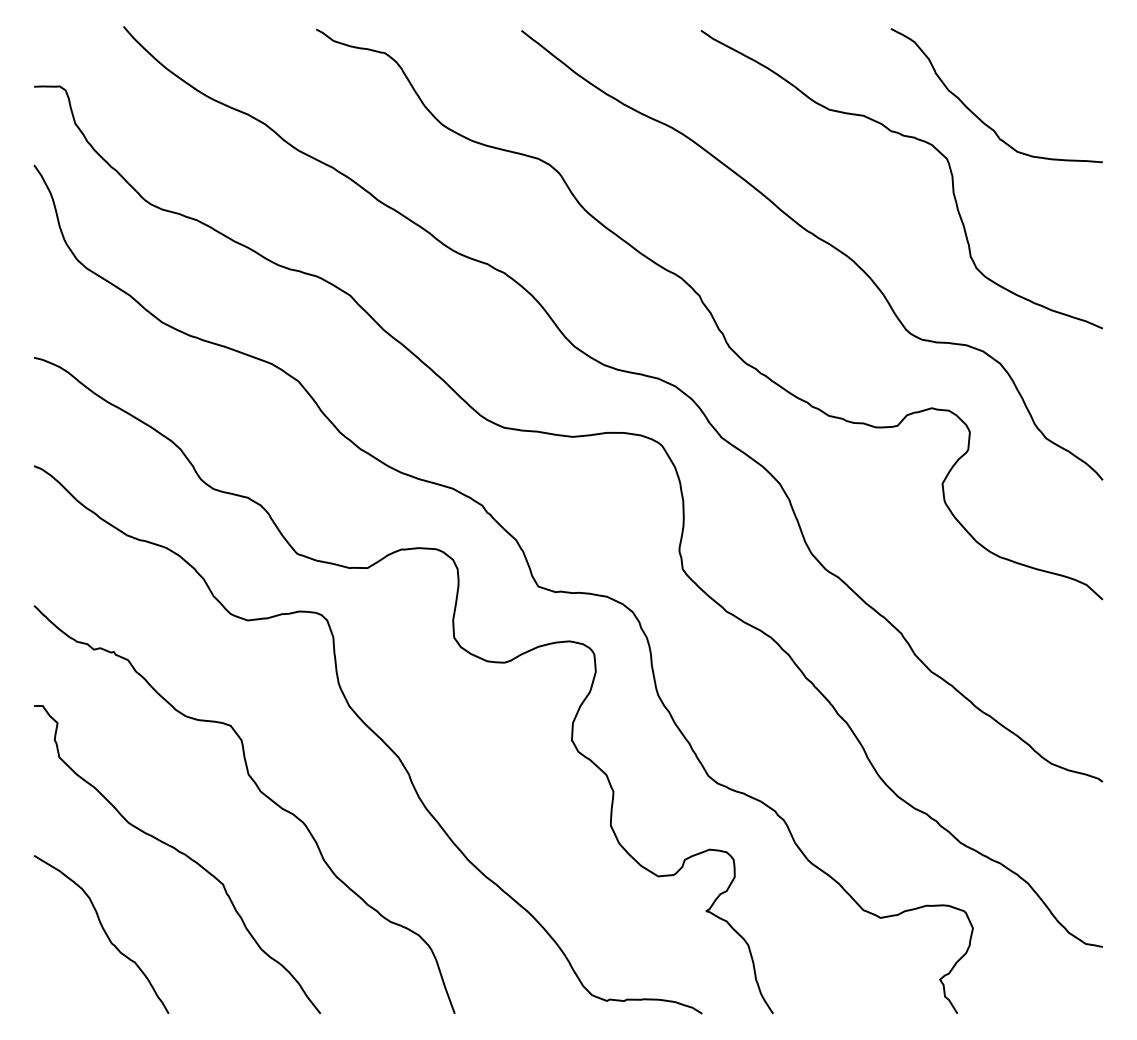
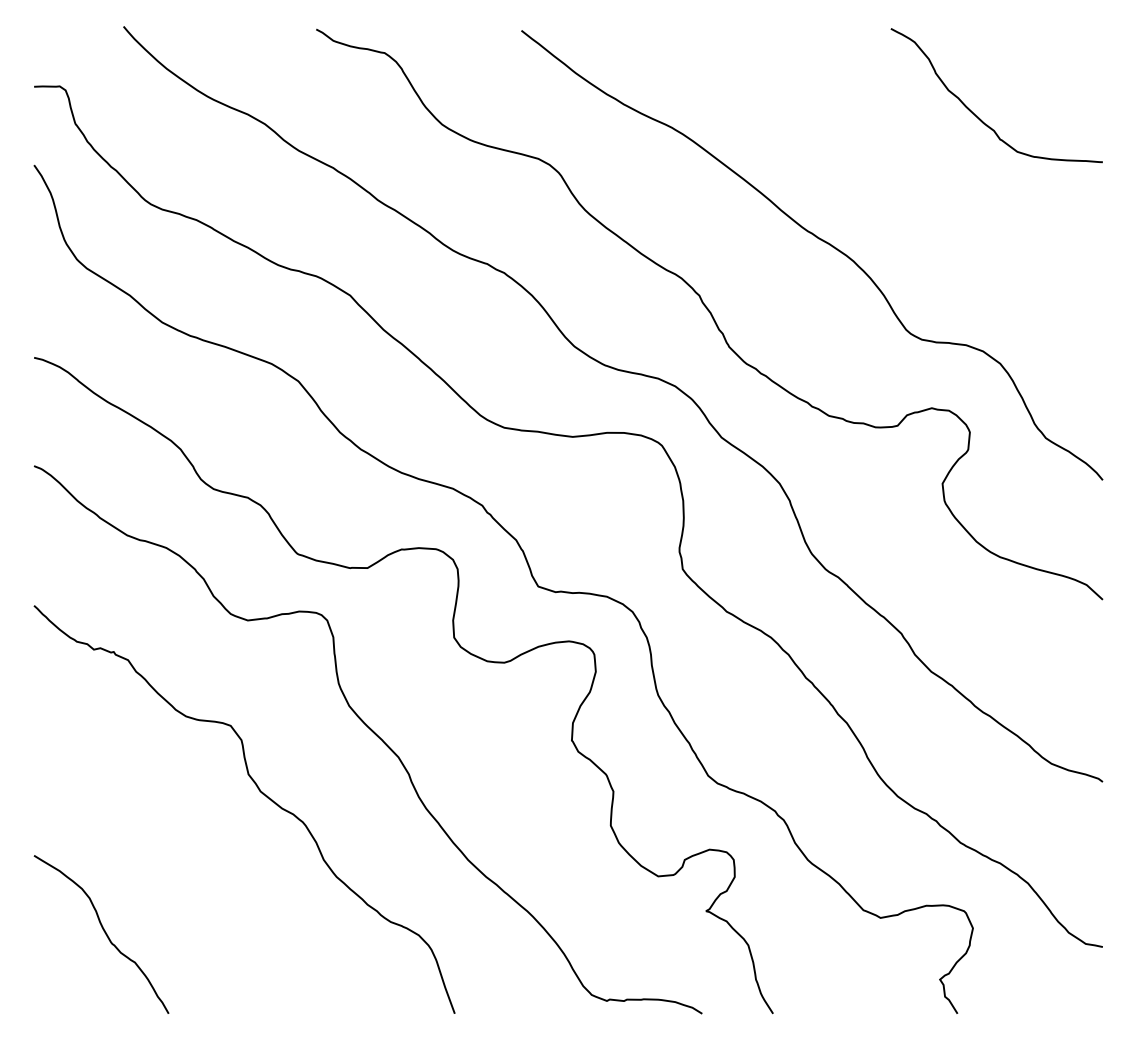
curve: present -> none (917, 140)
curve: present -> none (180, 853)
